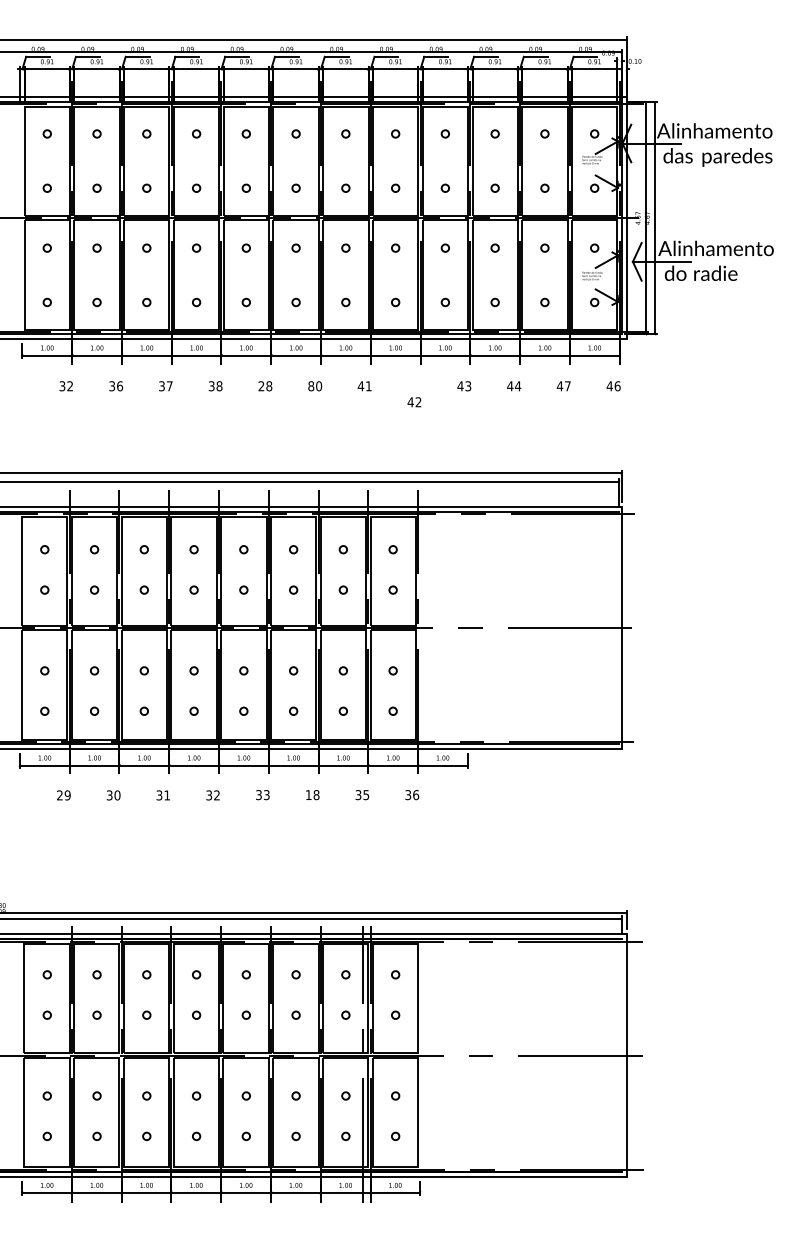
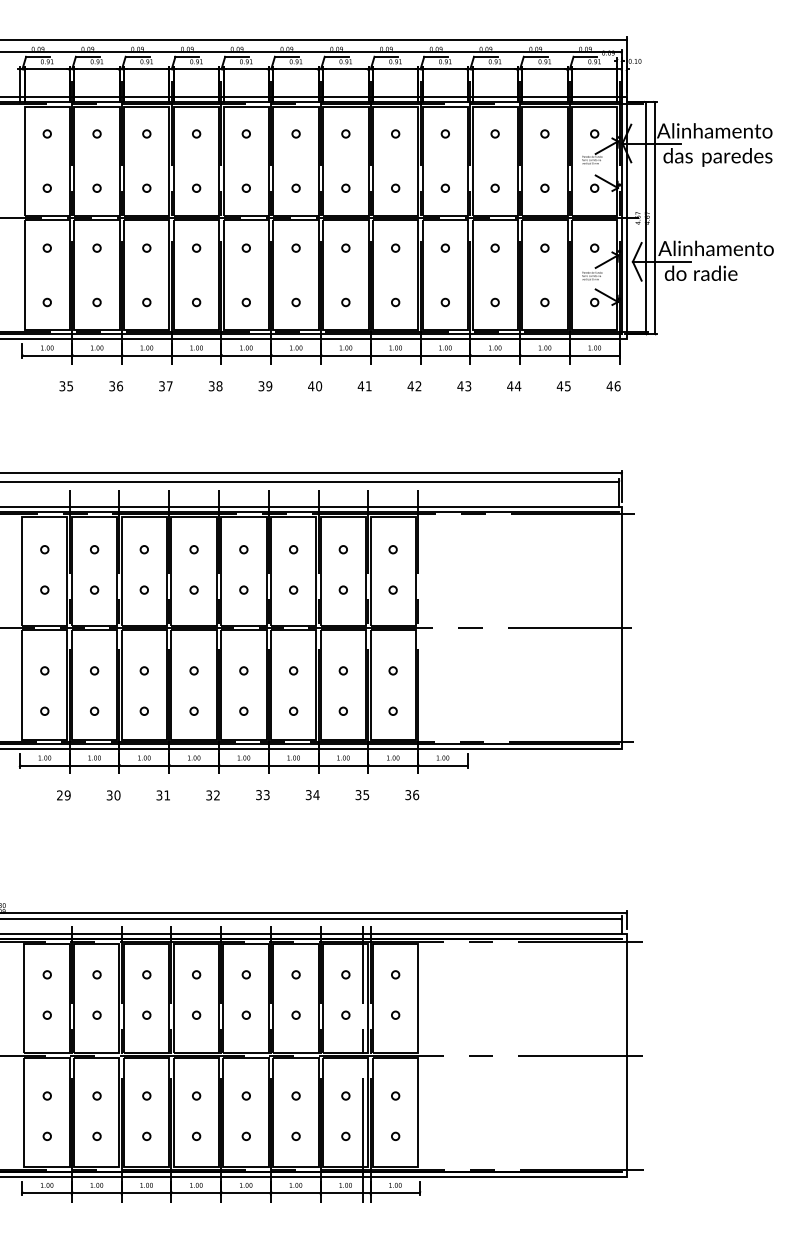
text: 32 -> 35 (69, 386)
text: 28 -> 39 (265, 386)
text: 80 -> 40 (311, 386)
text: 47 -> 45 (567, 386)
text position: (414, 402) -> (414, 386) (414, 386)
text: 18 -> 34 (312, 795)
